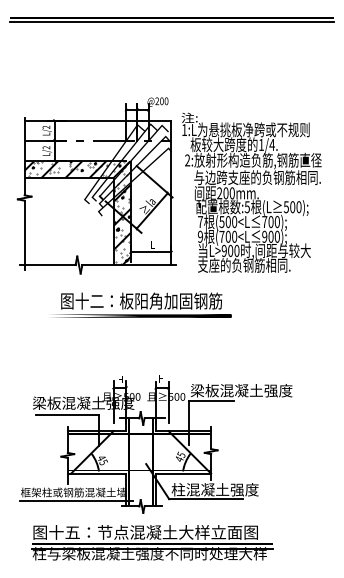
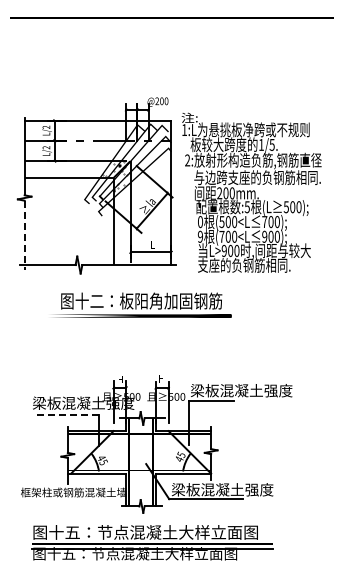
line: present -> none (171, 22)
text: 1/4. -> 1/5. (271, 144)
hatch: present -> none (65, 169)
text: 7 -> 0 (200, 221)
hatch: present -> none (122, 224)
line: solid -> dashed (24, 235)
line: solid -> dashed (66, 414)
text: 柱混凝土强度 -> 梁板混凝土强度 (222, 489)
line: present -> none (75, 500)
text: 柱与梁板混凝土强度不同时处理大样 -> 图十五：节点混凝土大样立面图 (149, 553)
